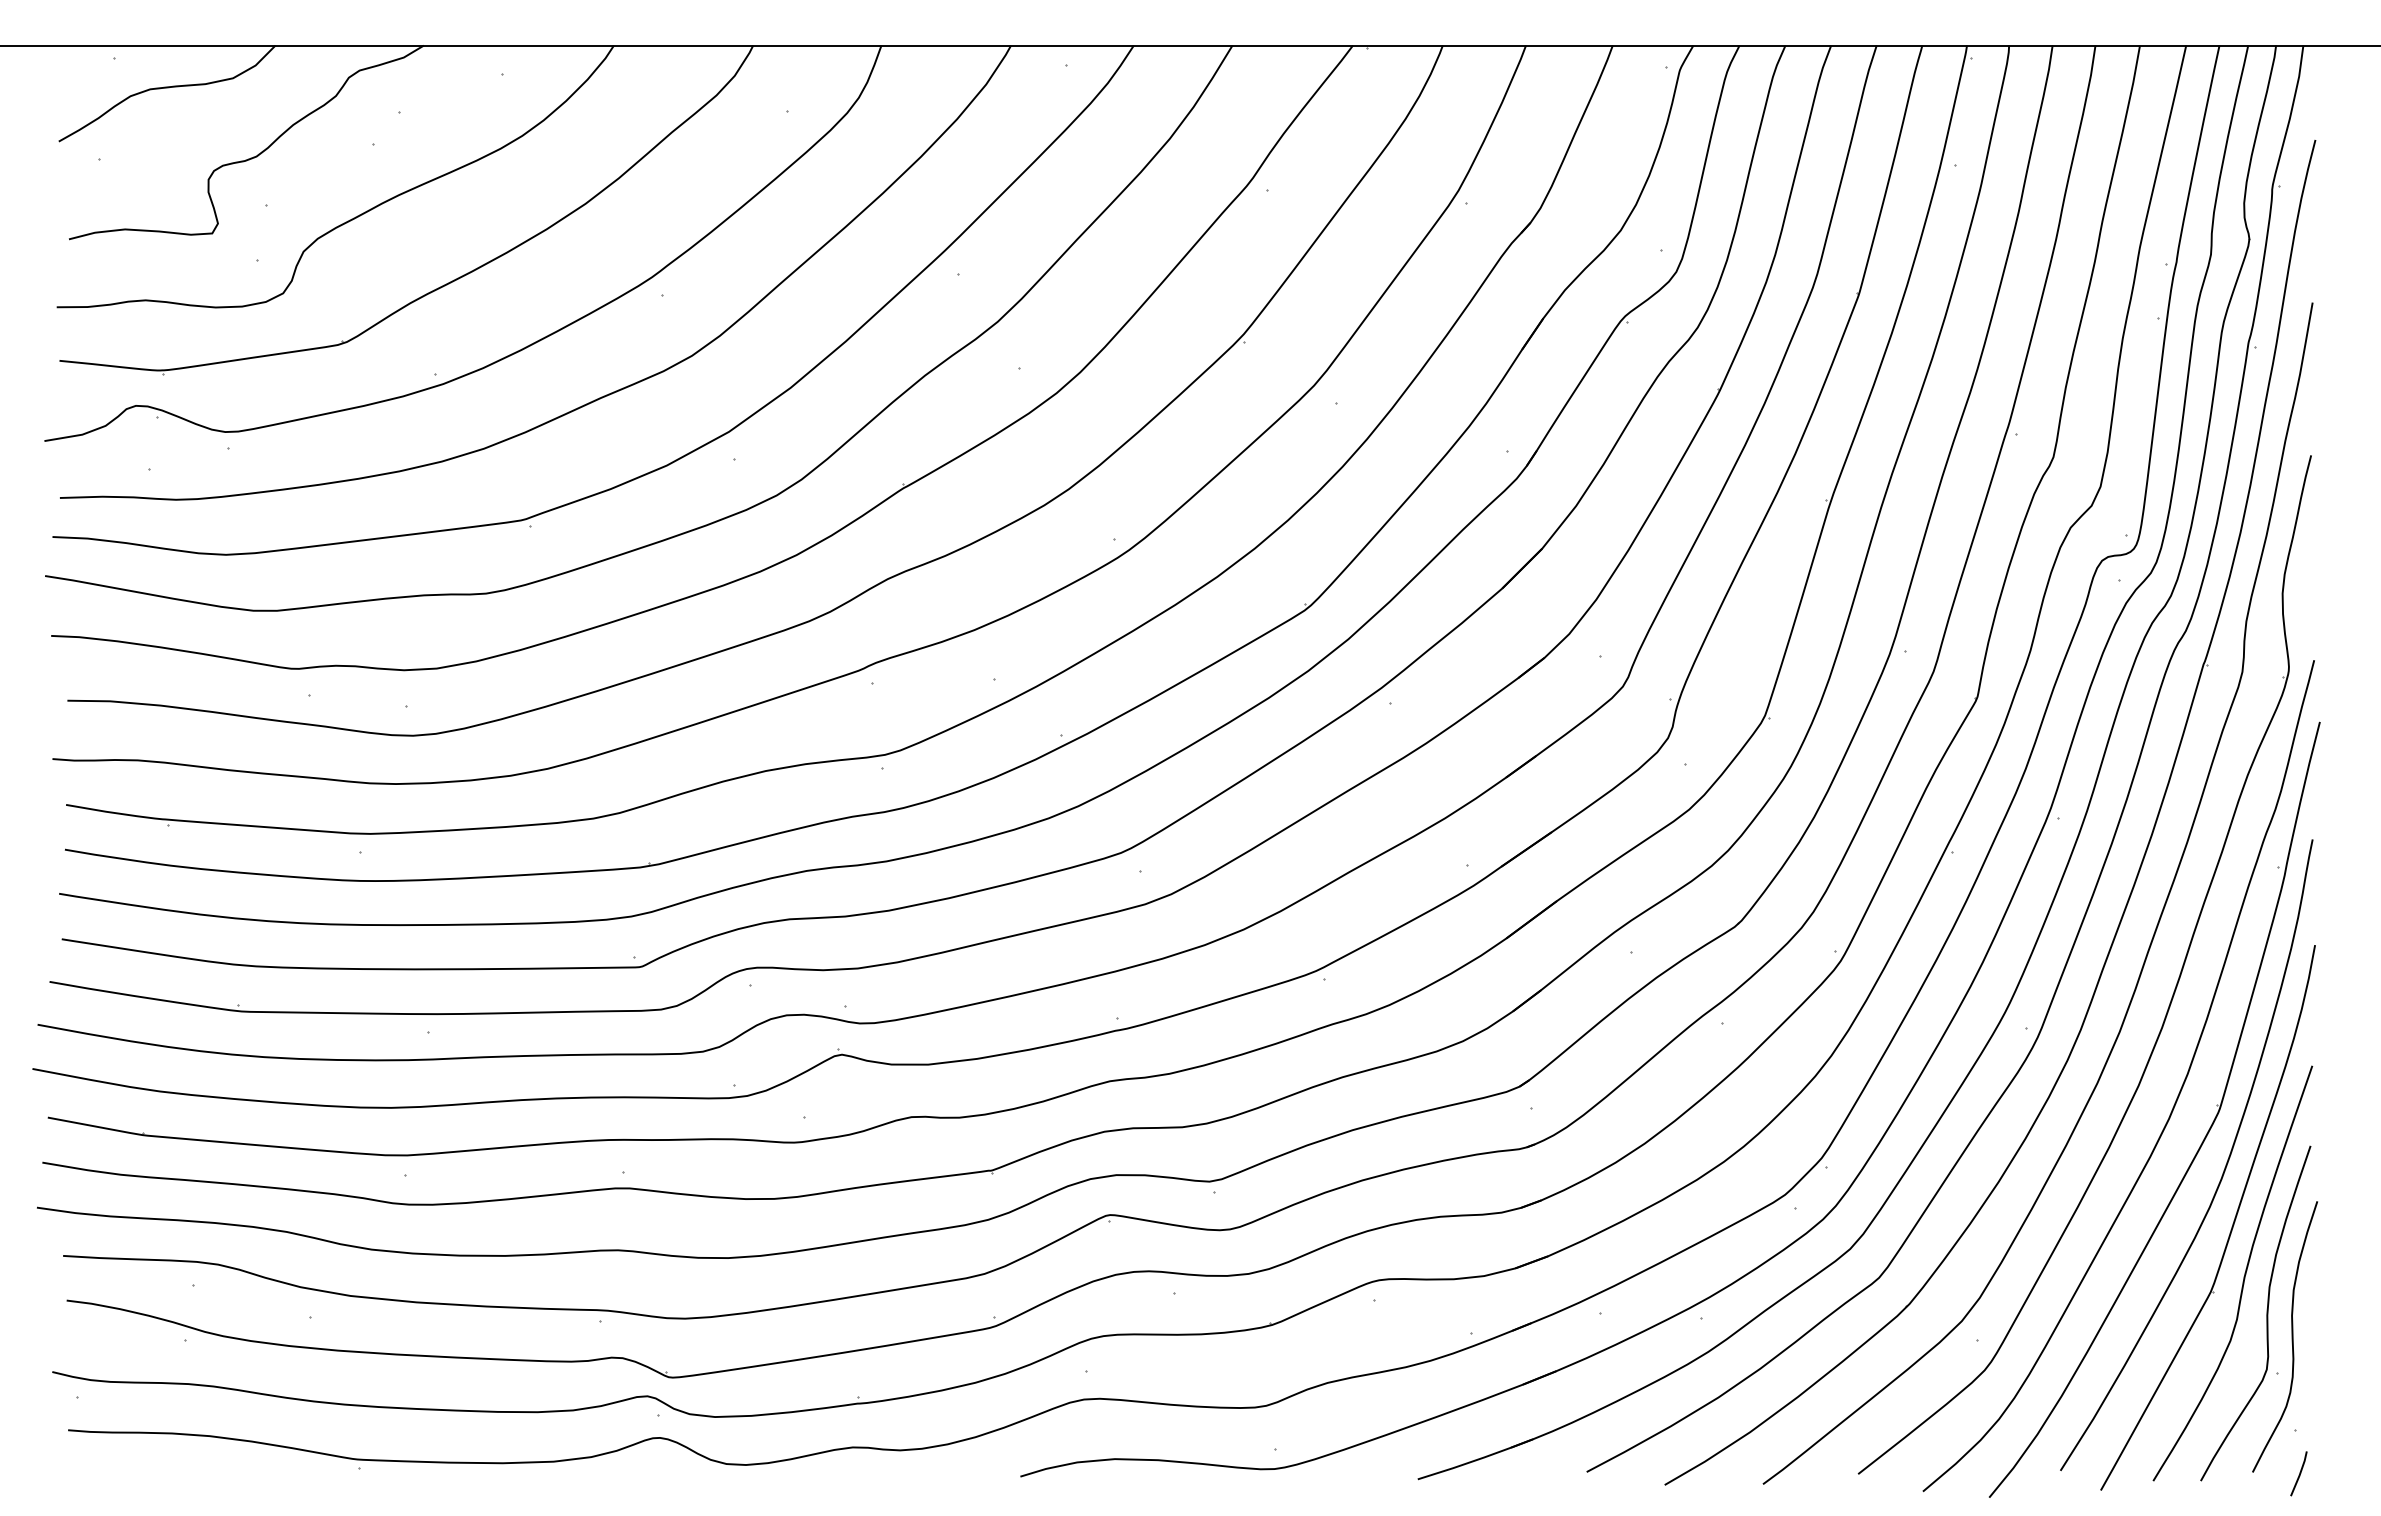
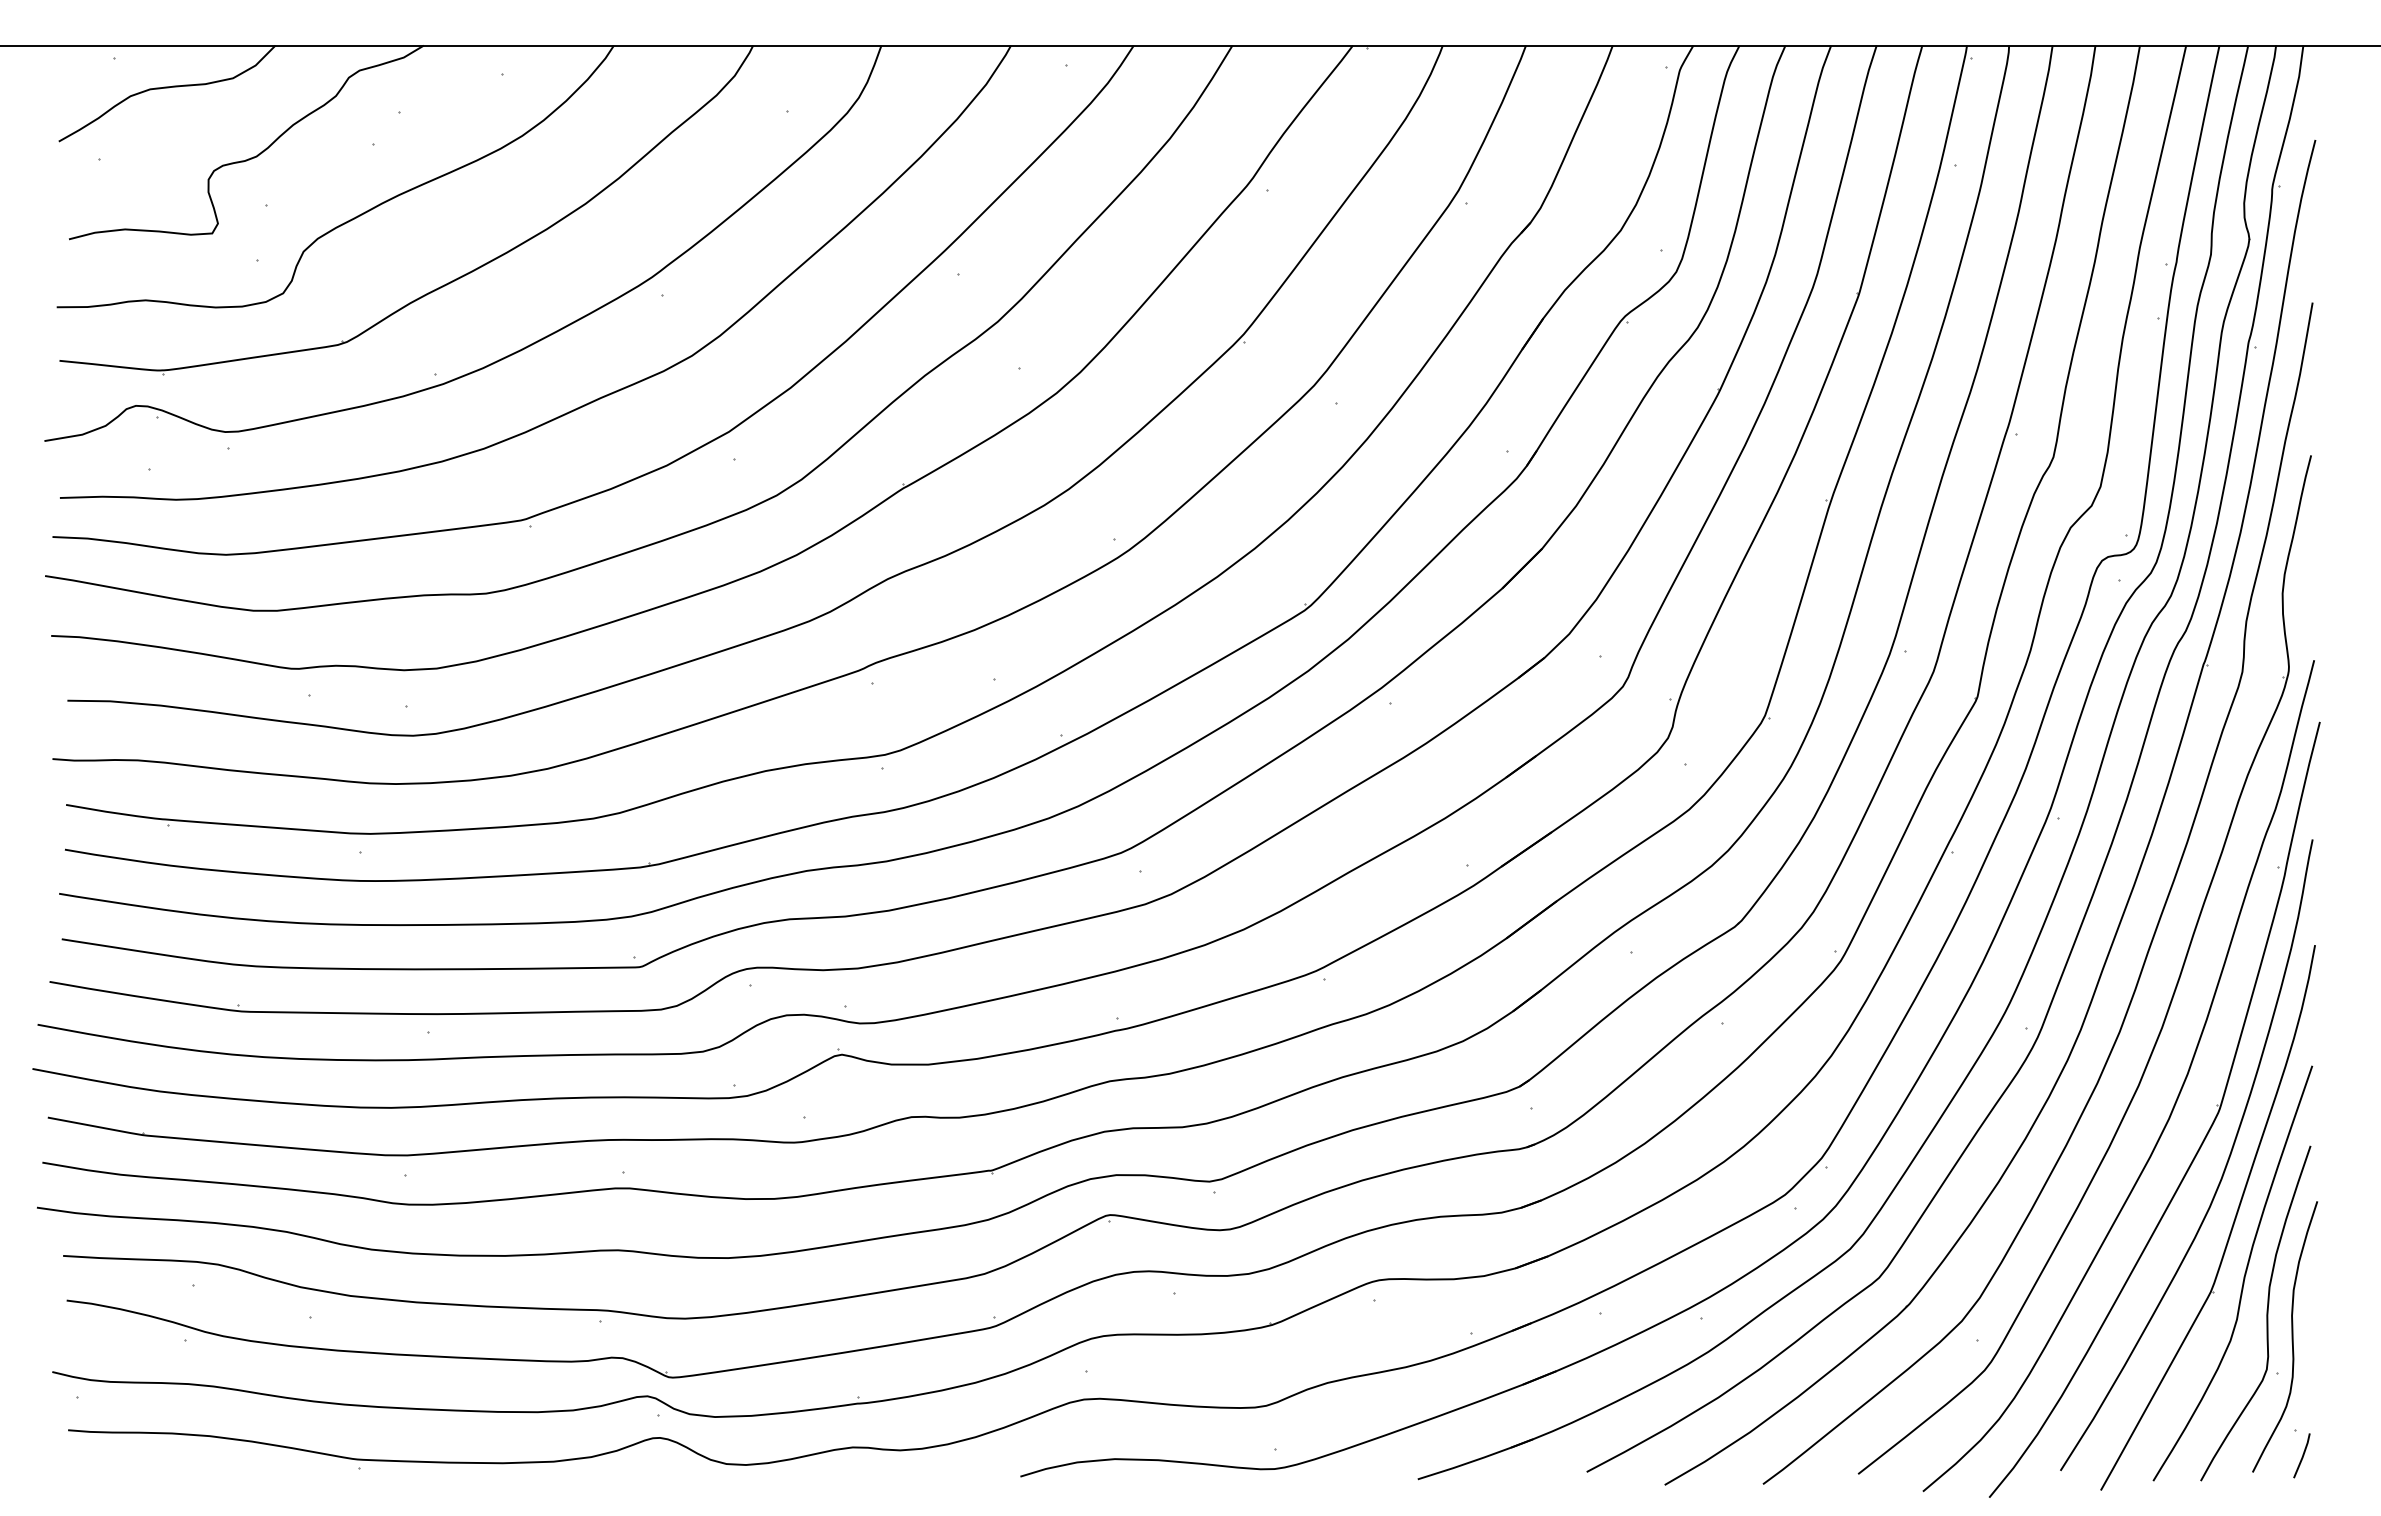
line position: (2299, 1473) -> (2302, 1455) (2302, 1455)
